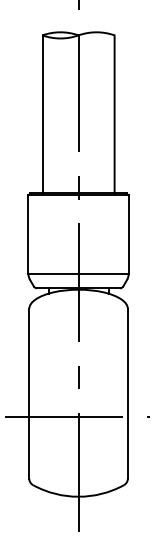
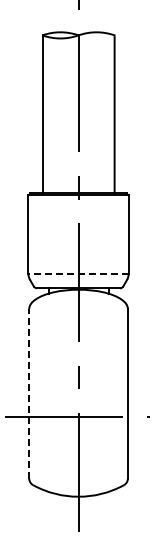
line: solid -> dashed (78, 274)
line: solid -> dashed (29, 393)
